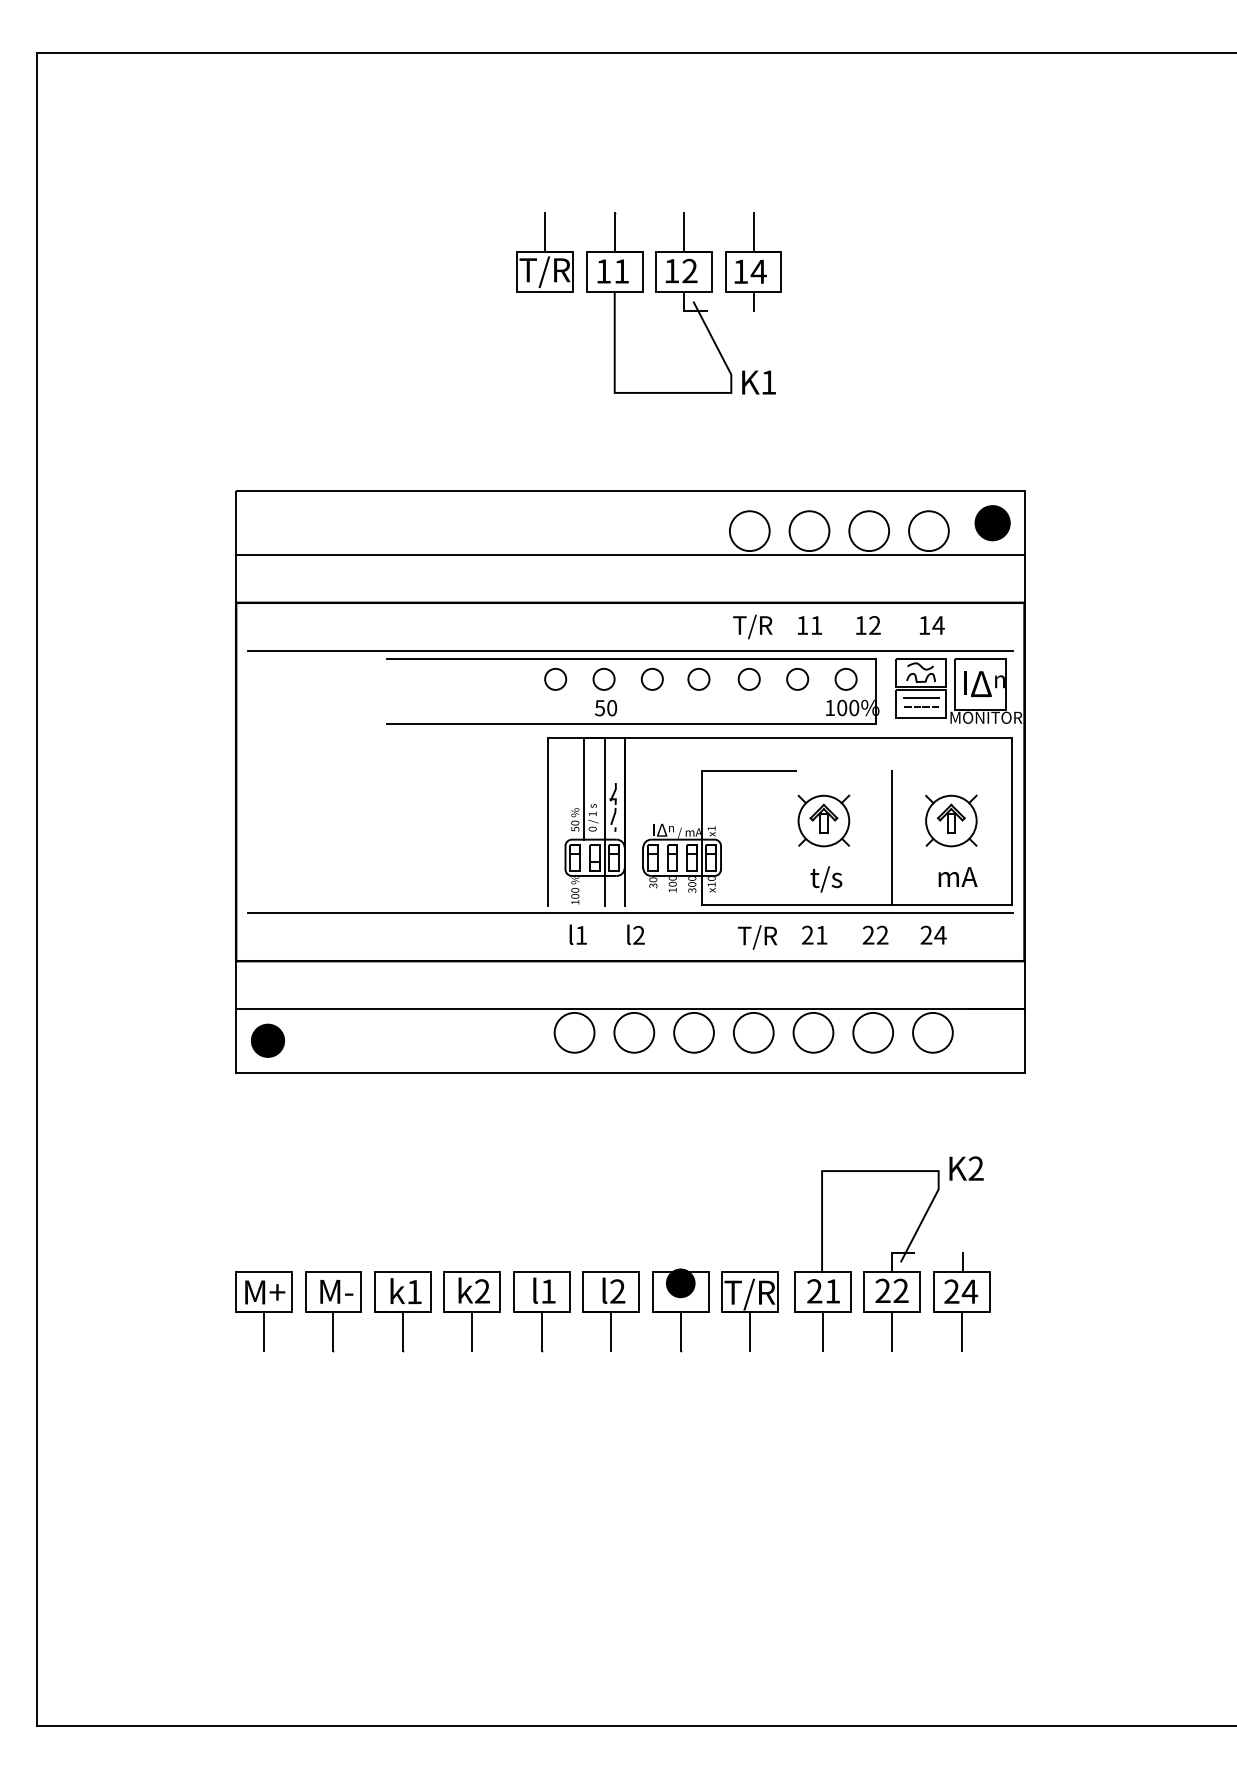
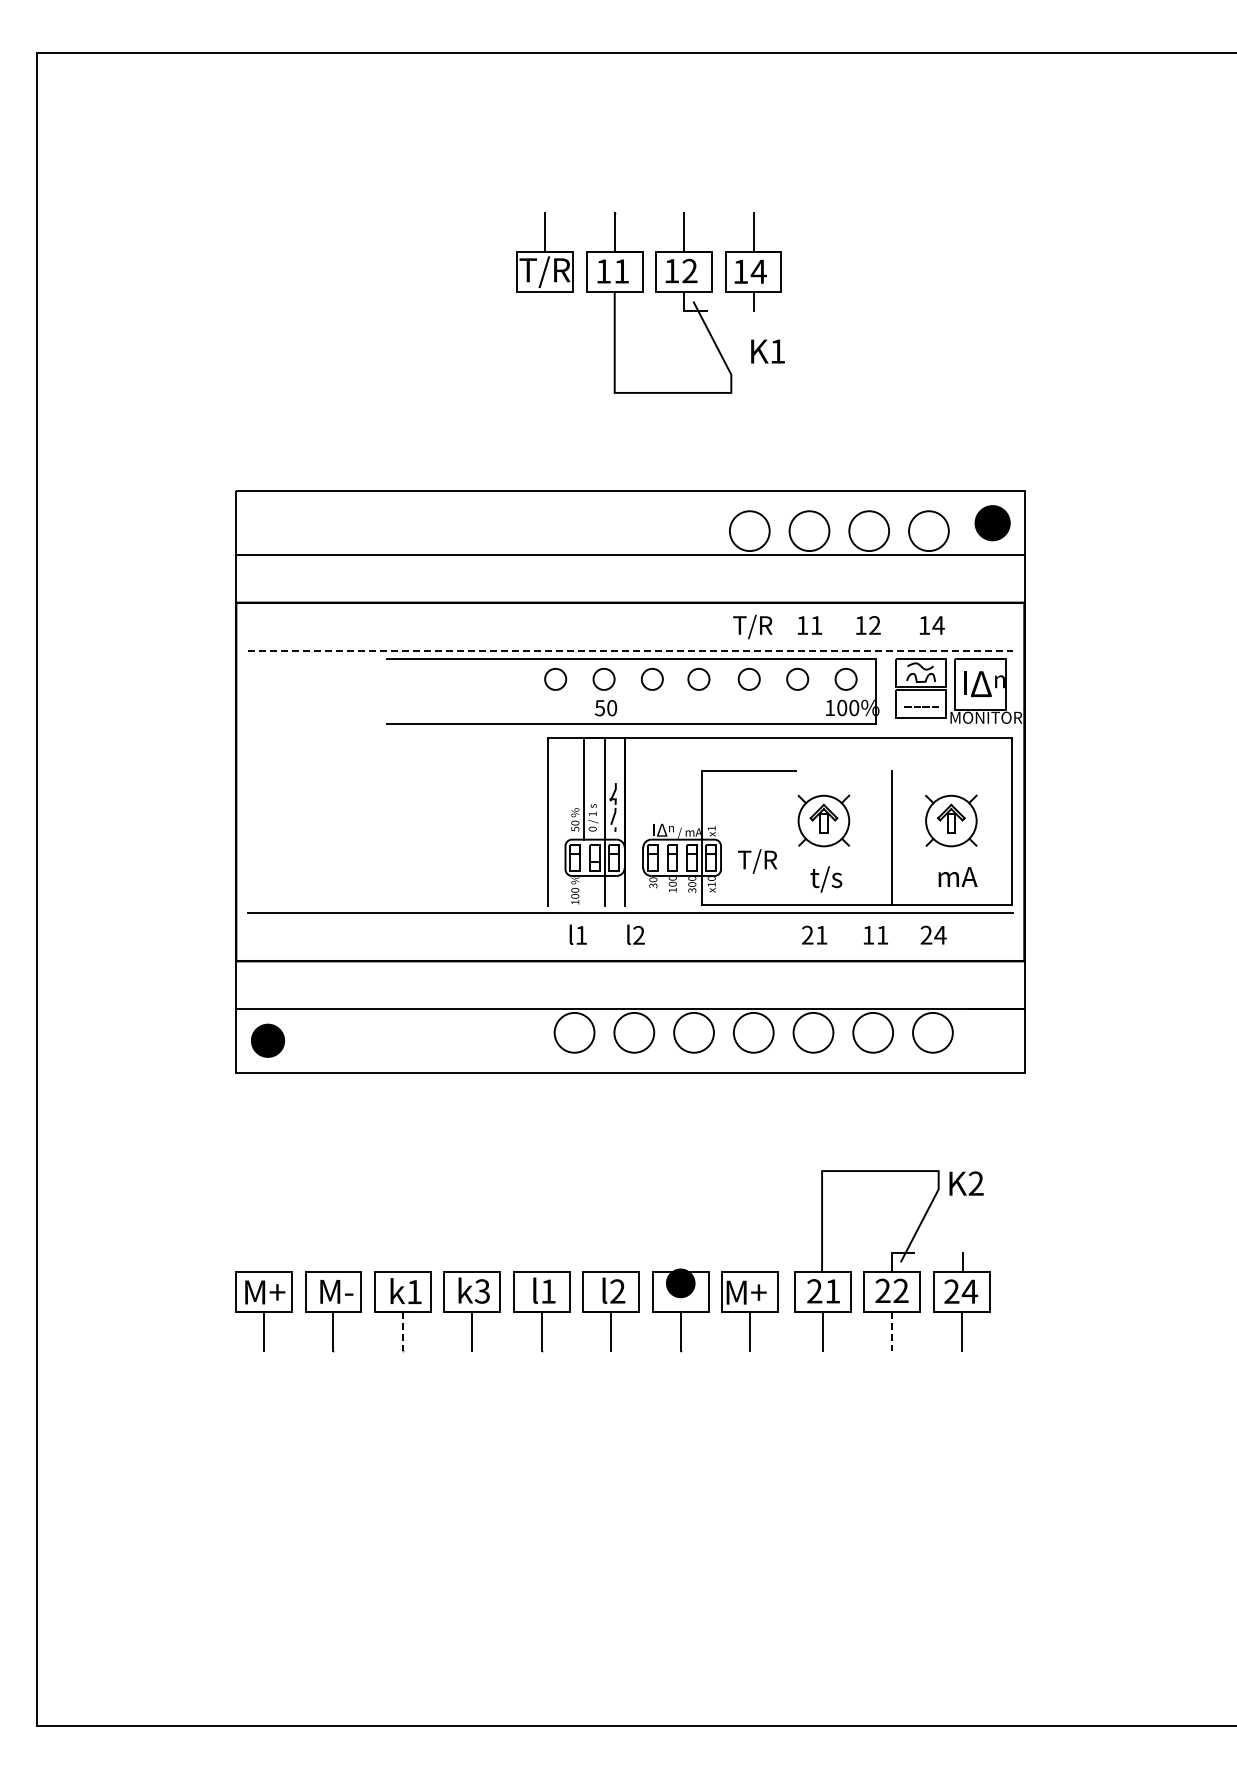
text position: (758, 382) -> (767, 351) (767, 351)
line: solid -> dashed (630, 650)
line: present -> none (920, 697)
text: 22 -> 11 (875, 934)
text position: (757, 937) -> (757, 861) (757, 861)
text position: (966, 1168) -> (966, 1183) (966, 1183)
text: k2 -> k3 (481, 1291)
text: T/R -> M+ (749, 1294)
line: solid -> dashed (402, 1331)
line: solid -> dashed (892, 1331)
